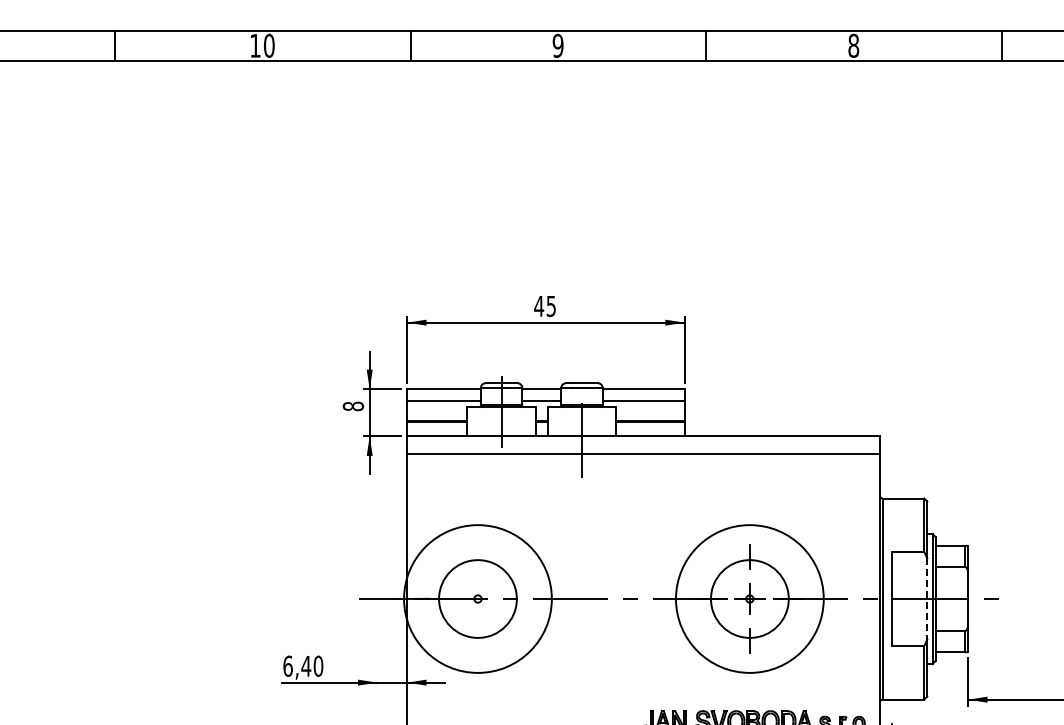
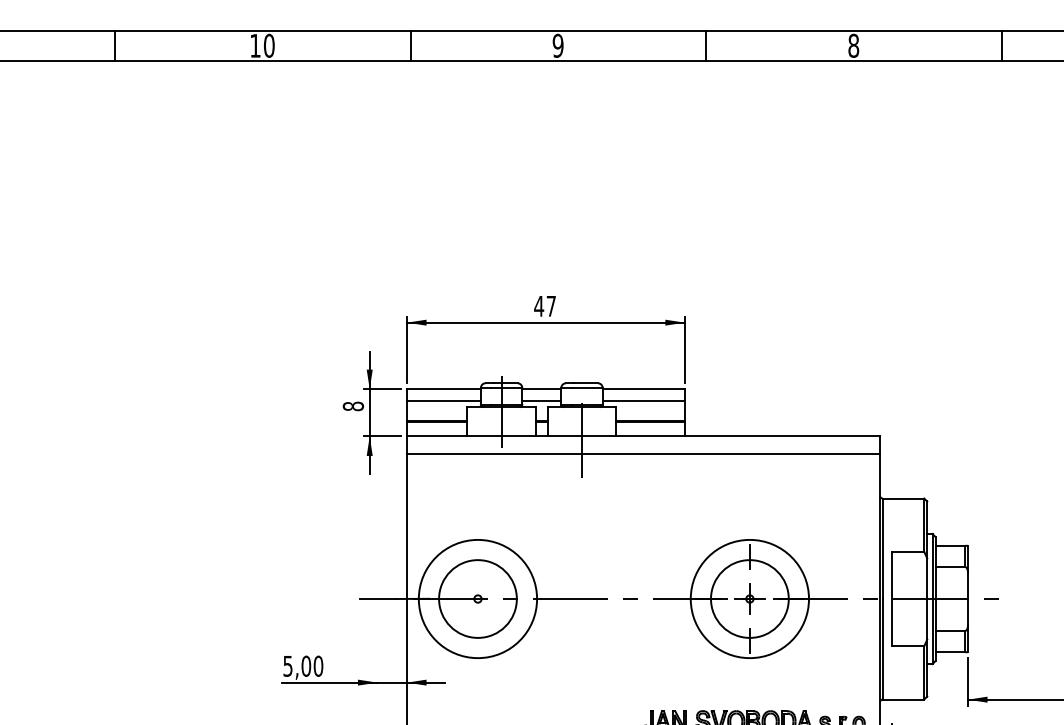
text: 45 -> 47 (550, 306)
circle diameter: 148 px -> 118 px (477, 598)
circle diameter: 148 px -> 118 px (749, 598)
line: dashed -> solid (927, 599)
text: 6,40 -> 5,00 (297, 665)
